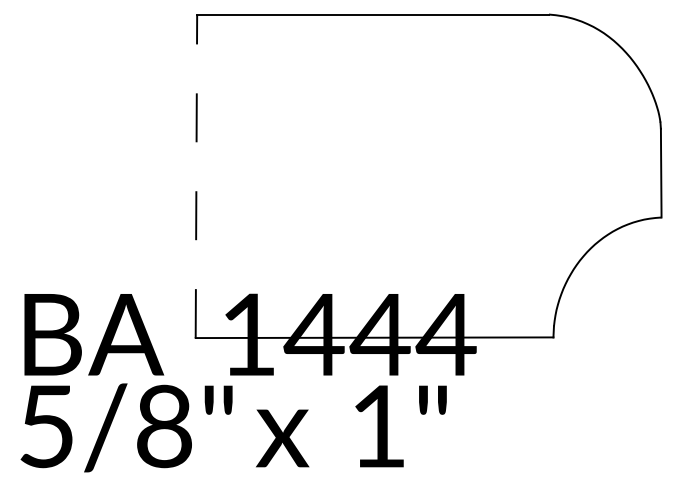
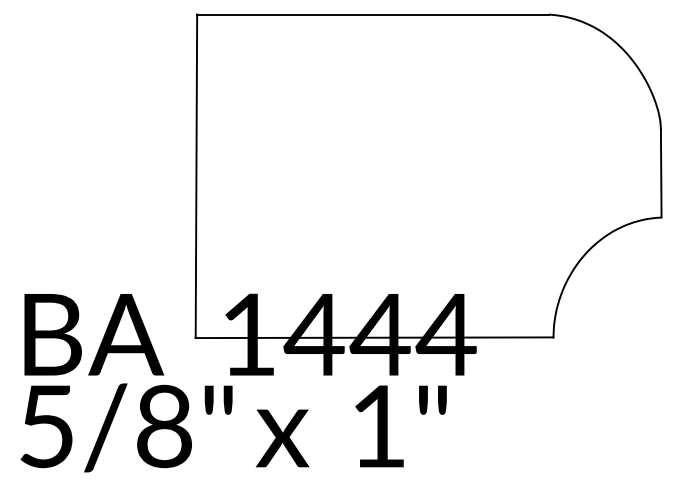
line: dashed -> solid (196, 176)
